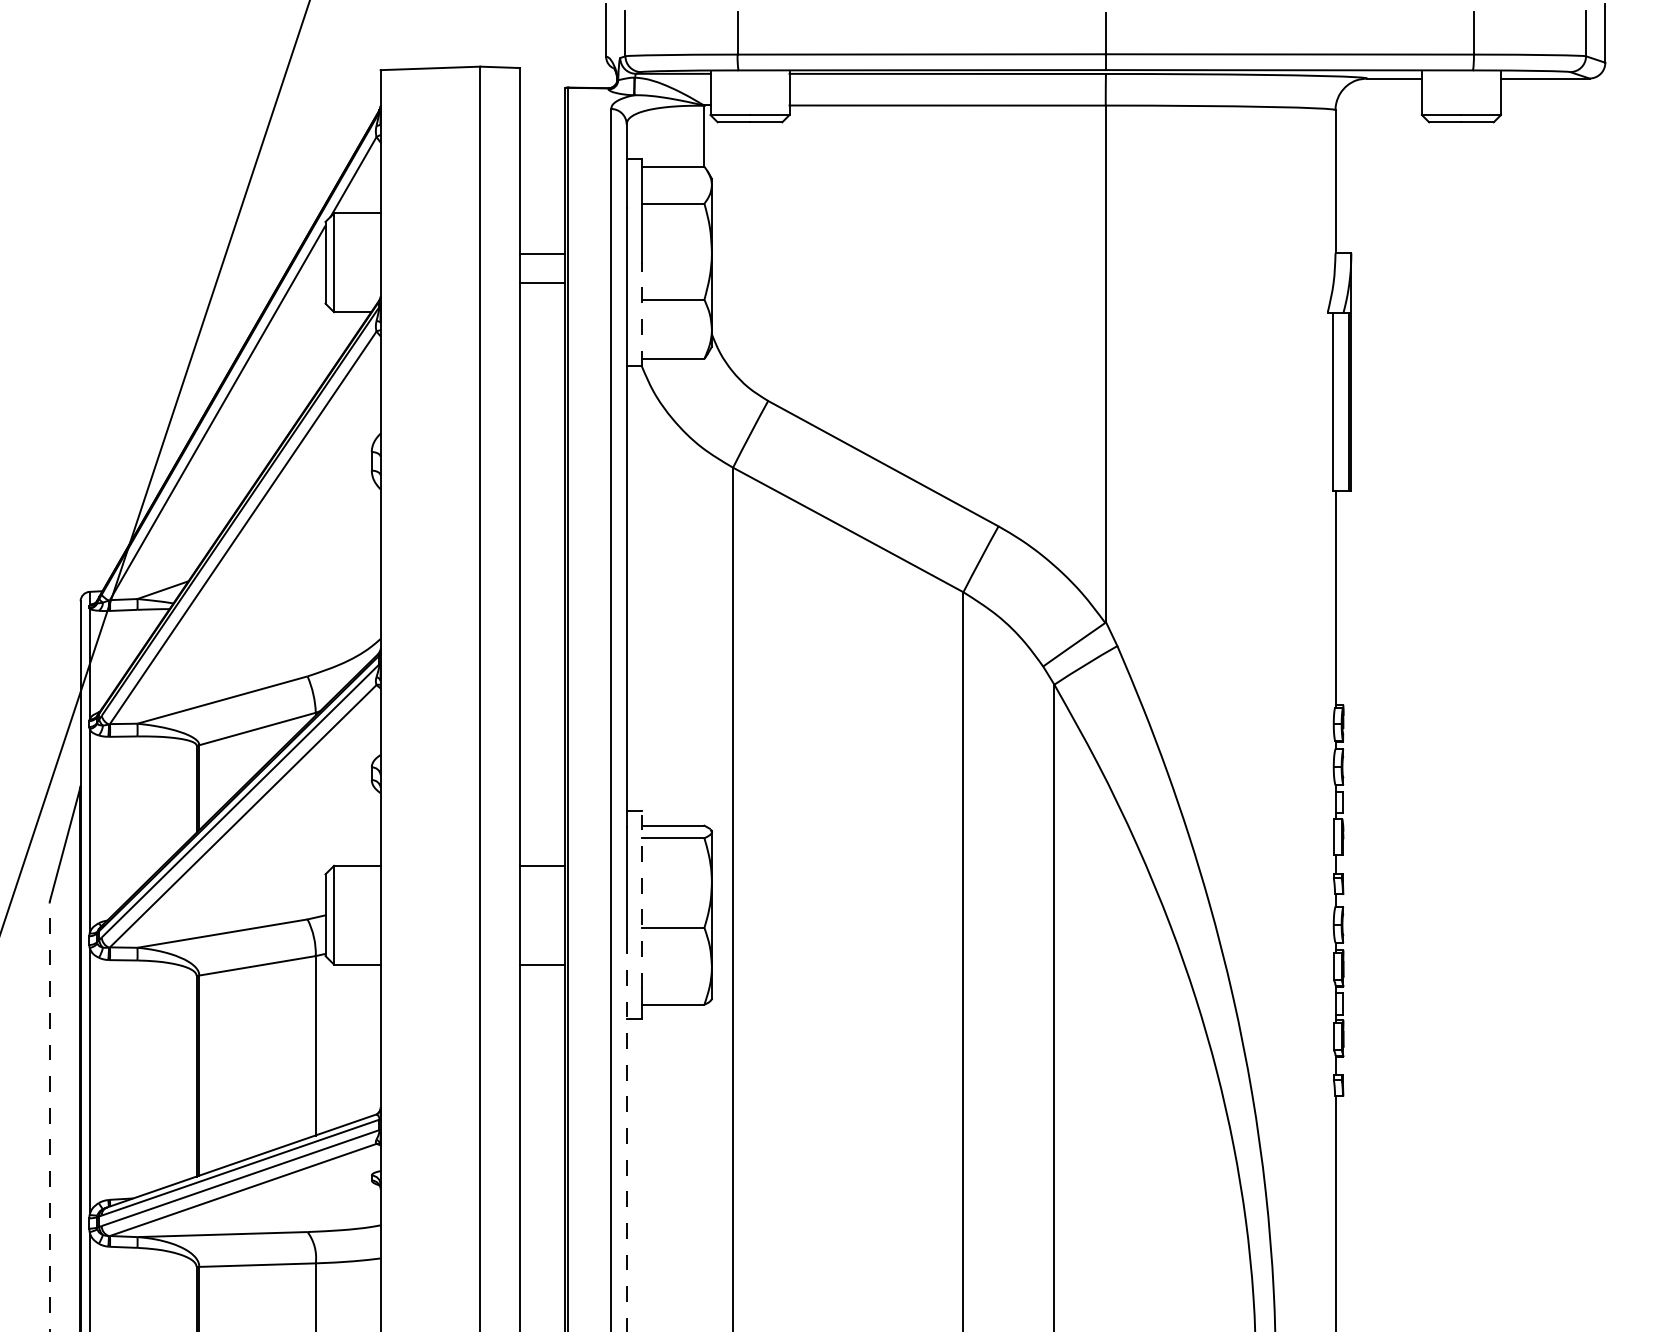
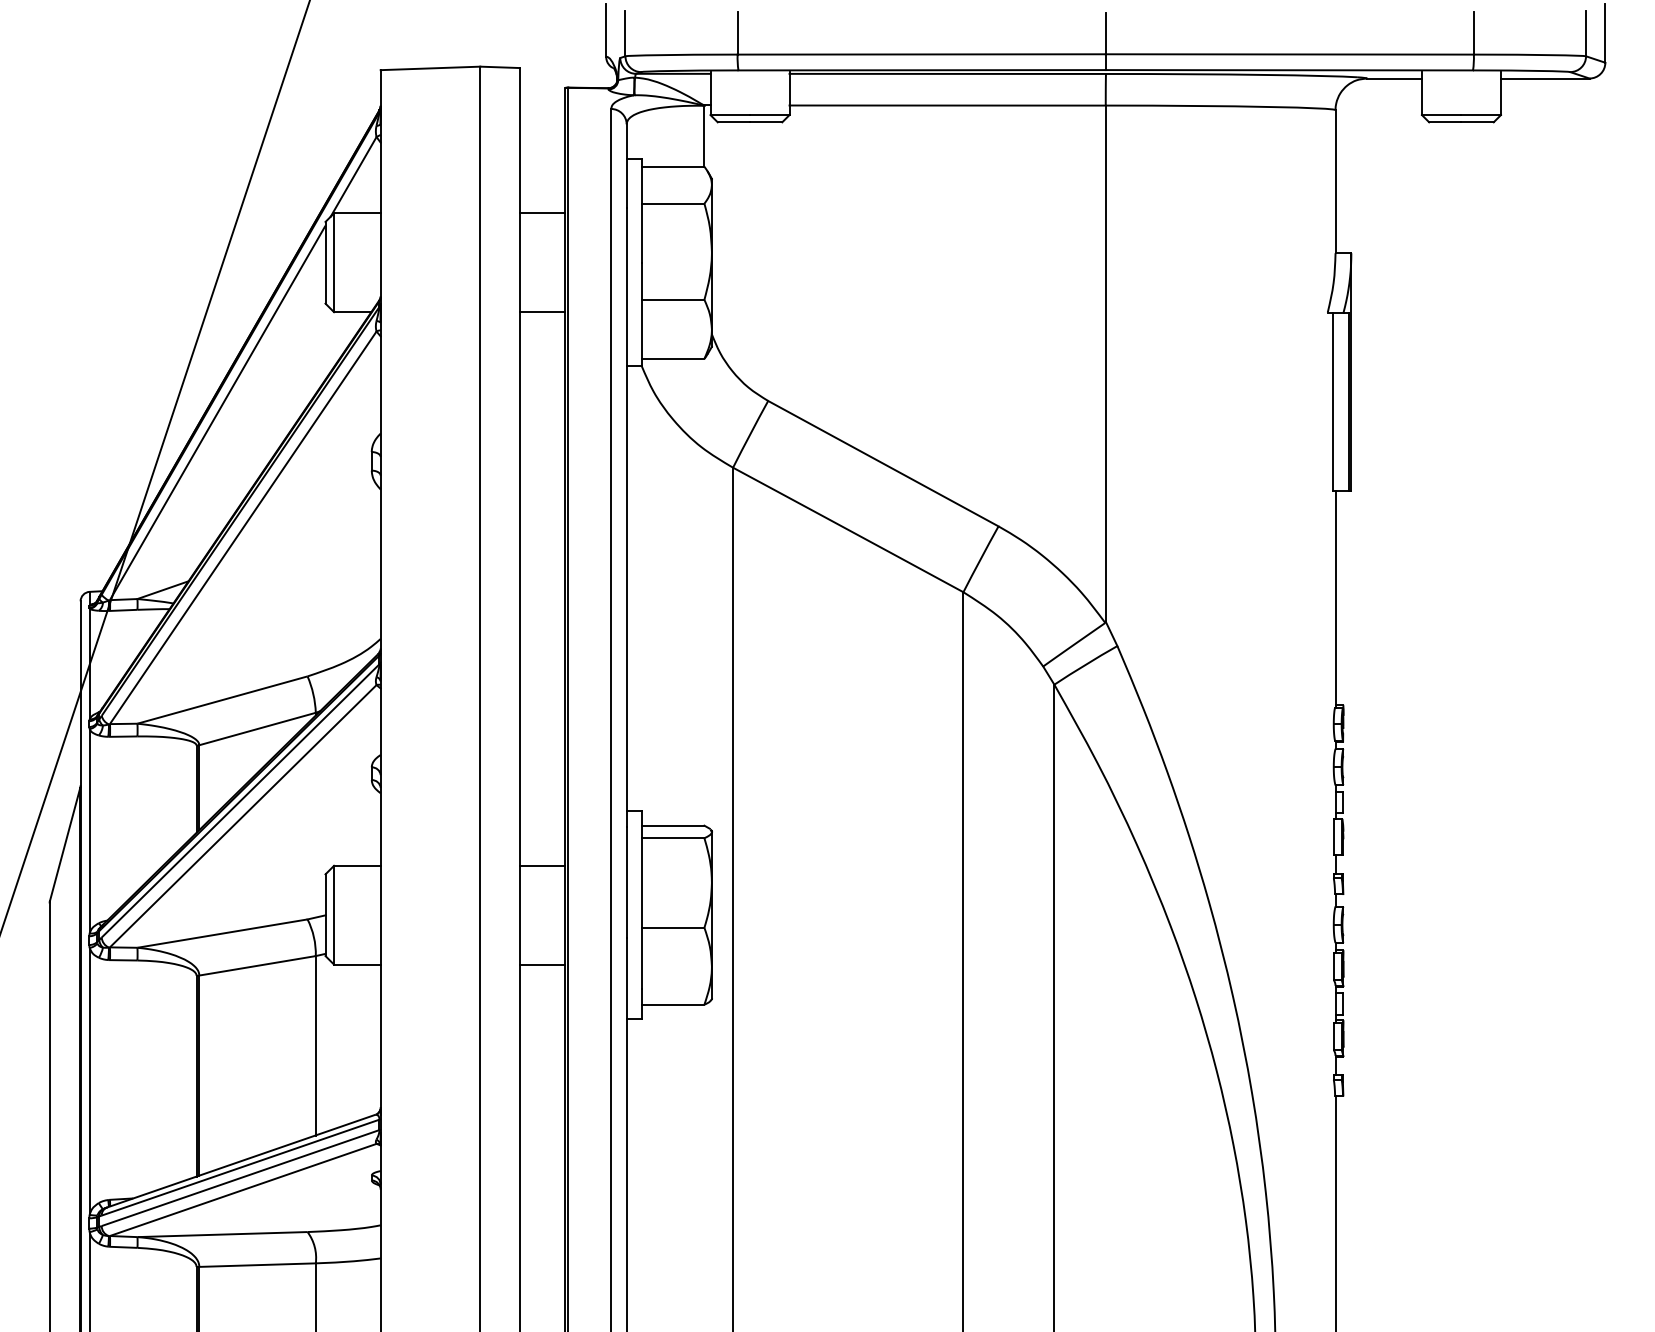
line position: (542, 254) -> (542, 213) (542, 213)
line position: (542, 283) -> (542, 312) (542, 312)
line: dashed -> solid (641, 314)
line: dashed -> solid (641, 900)
line: dashed -> solid (49, 1115)
line: dashed -> solid (626, 1135)
